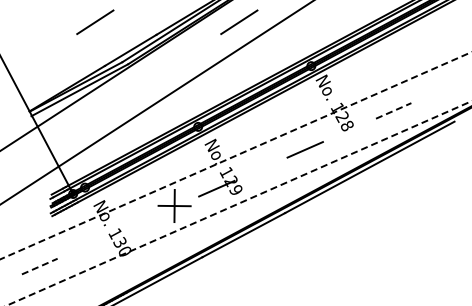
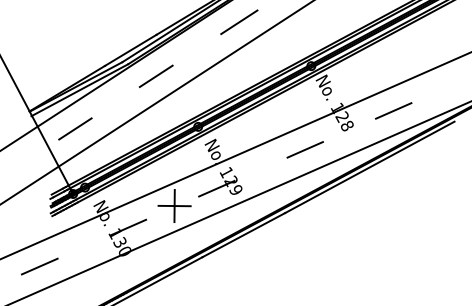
line: present -> none (95, 21)
line: none -> present (155, 75)
line: dashed -> solid (394, 110)
line: none -> present (75, 128)
line: dashed -> solid (235, 155)
line: dashed -> solid (239, 203)
line: none -> present (128, 227)
line: dashed -> solid (40, 266)
